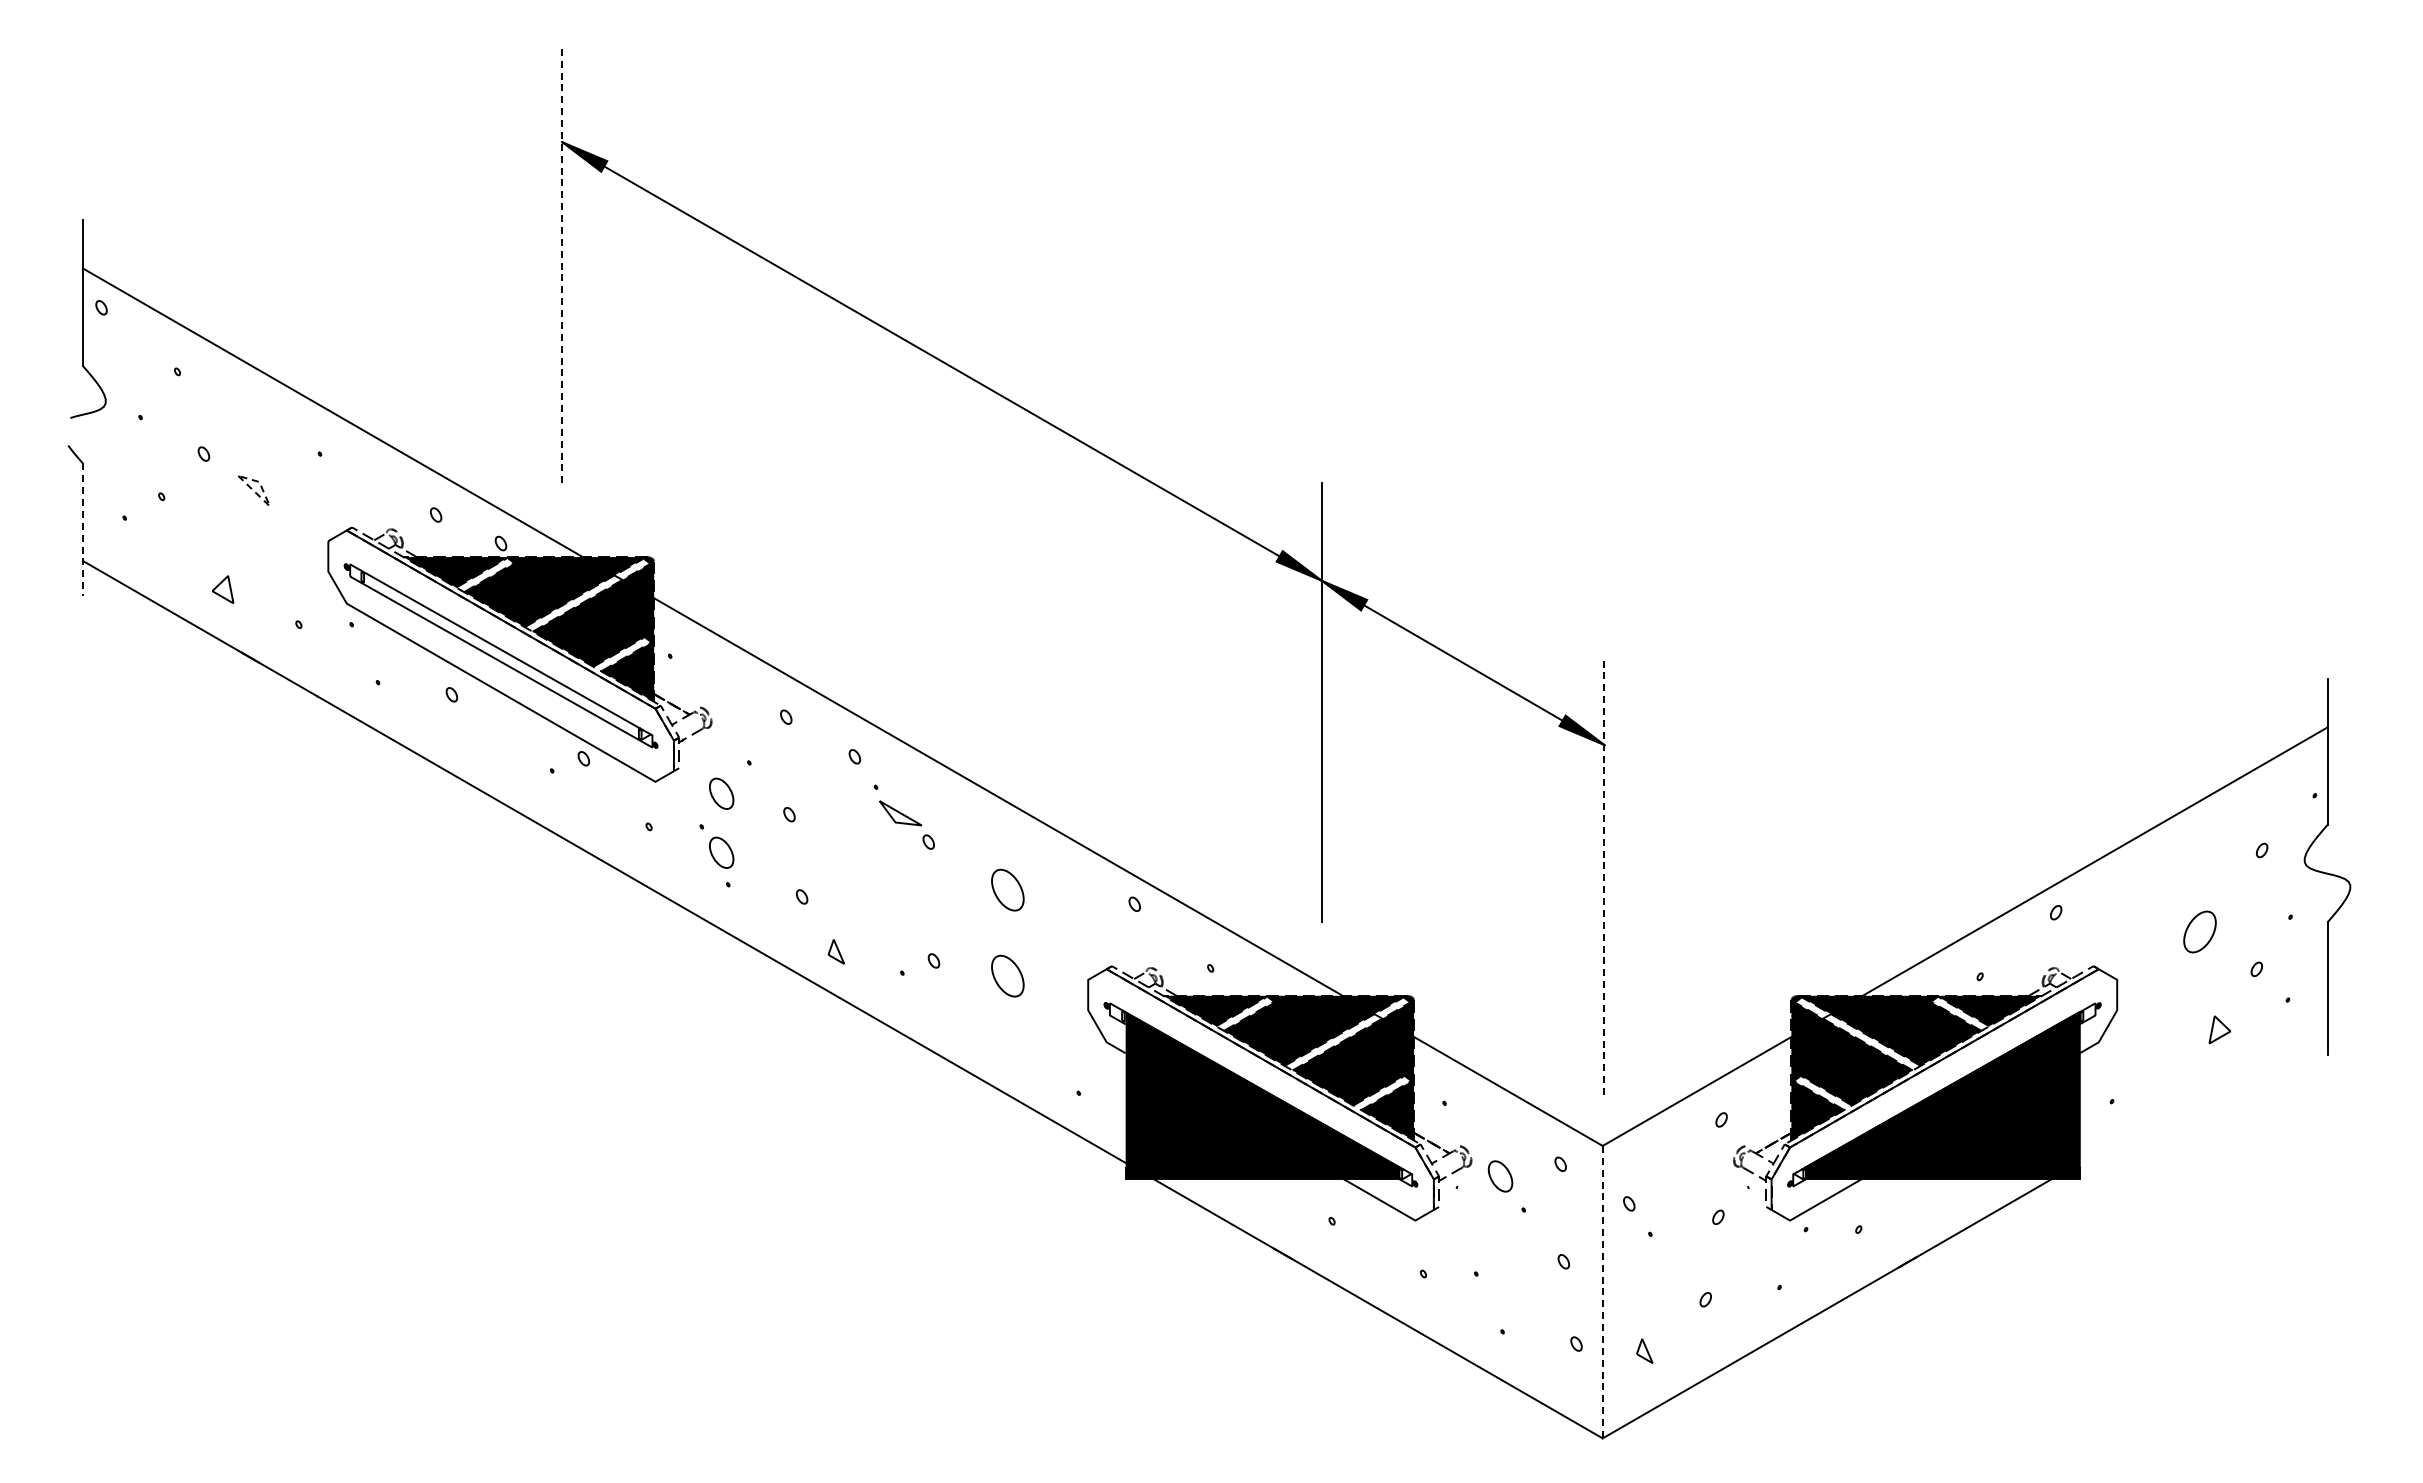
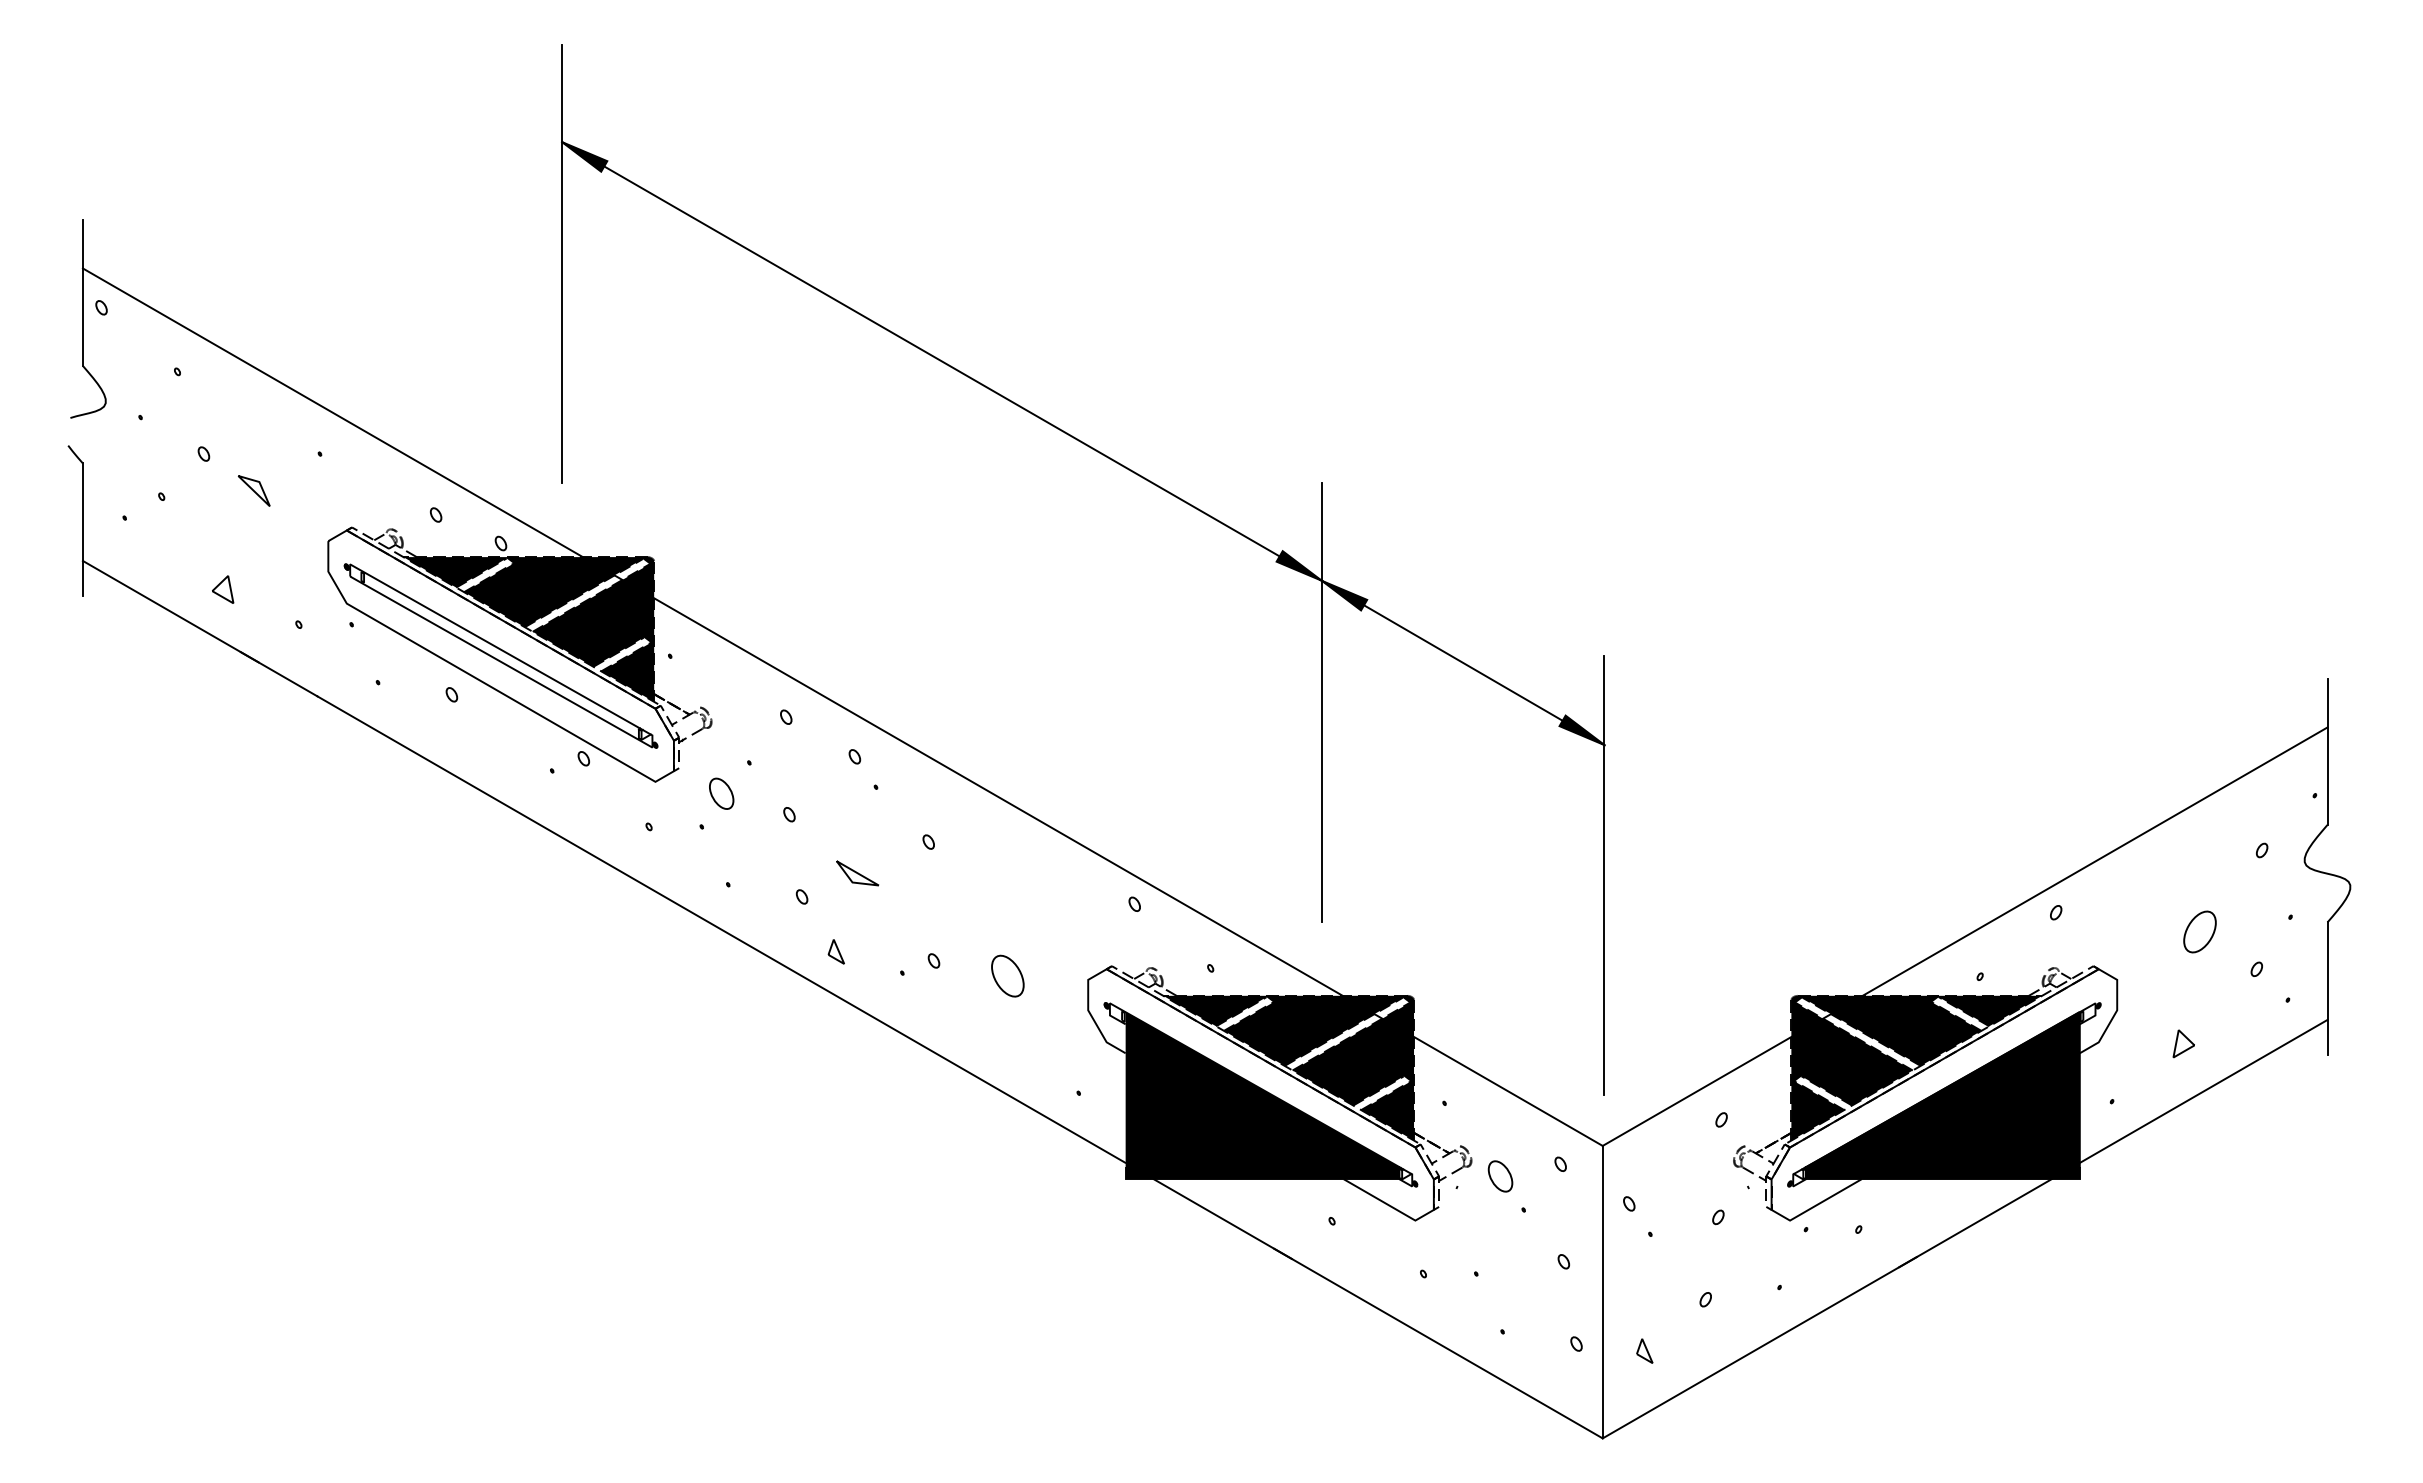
line: dashed -> solid (562, 263)
line: dashed -> solid (268, 503)
line: dashed -> solid (82, 530)
part position: (900, 813) -> (857, 873) (857, 873)
part: present -> none (721, 852)
line: dashed -> solid (1603, 875)
part: present -> none (1007, 889)
part position: (2219, 1029) -> (2183, 1043) (2183, 1043)
line: none -> present (2203, 1090)
line: dashed -> solid (1602, 1292)
